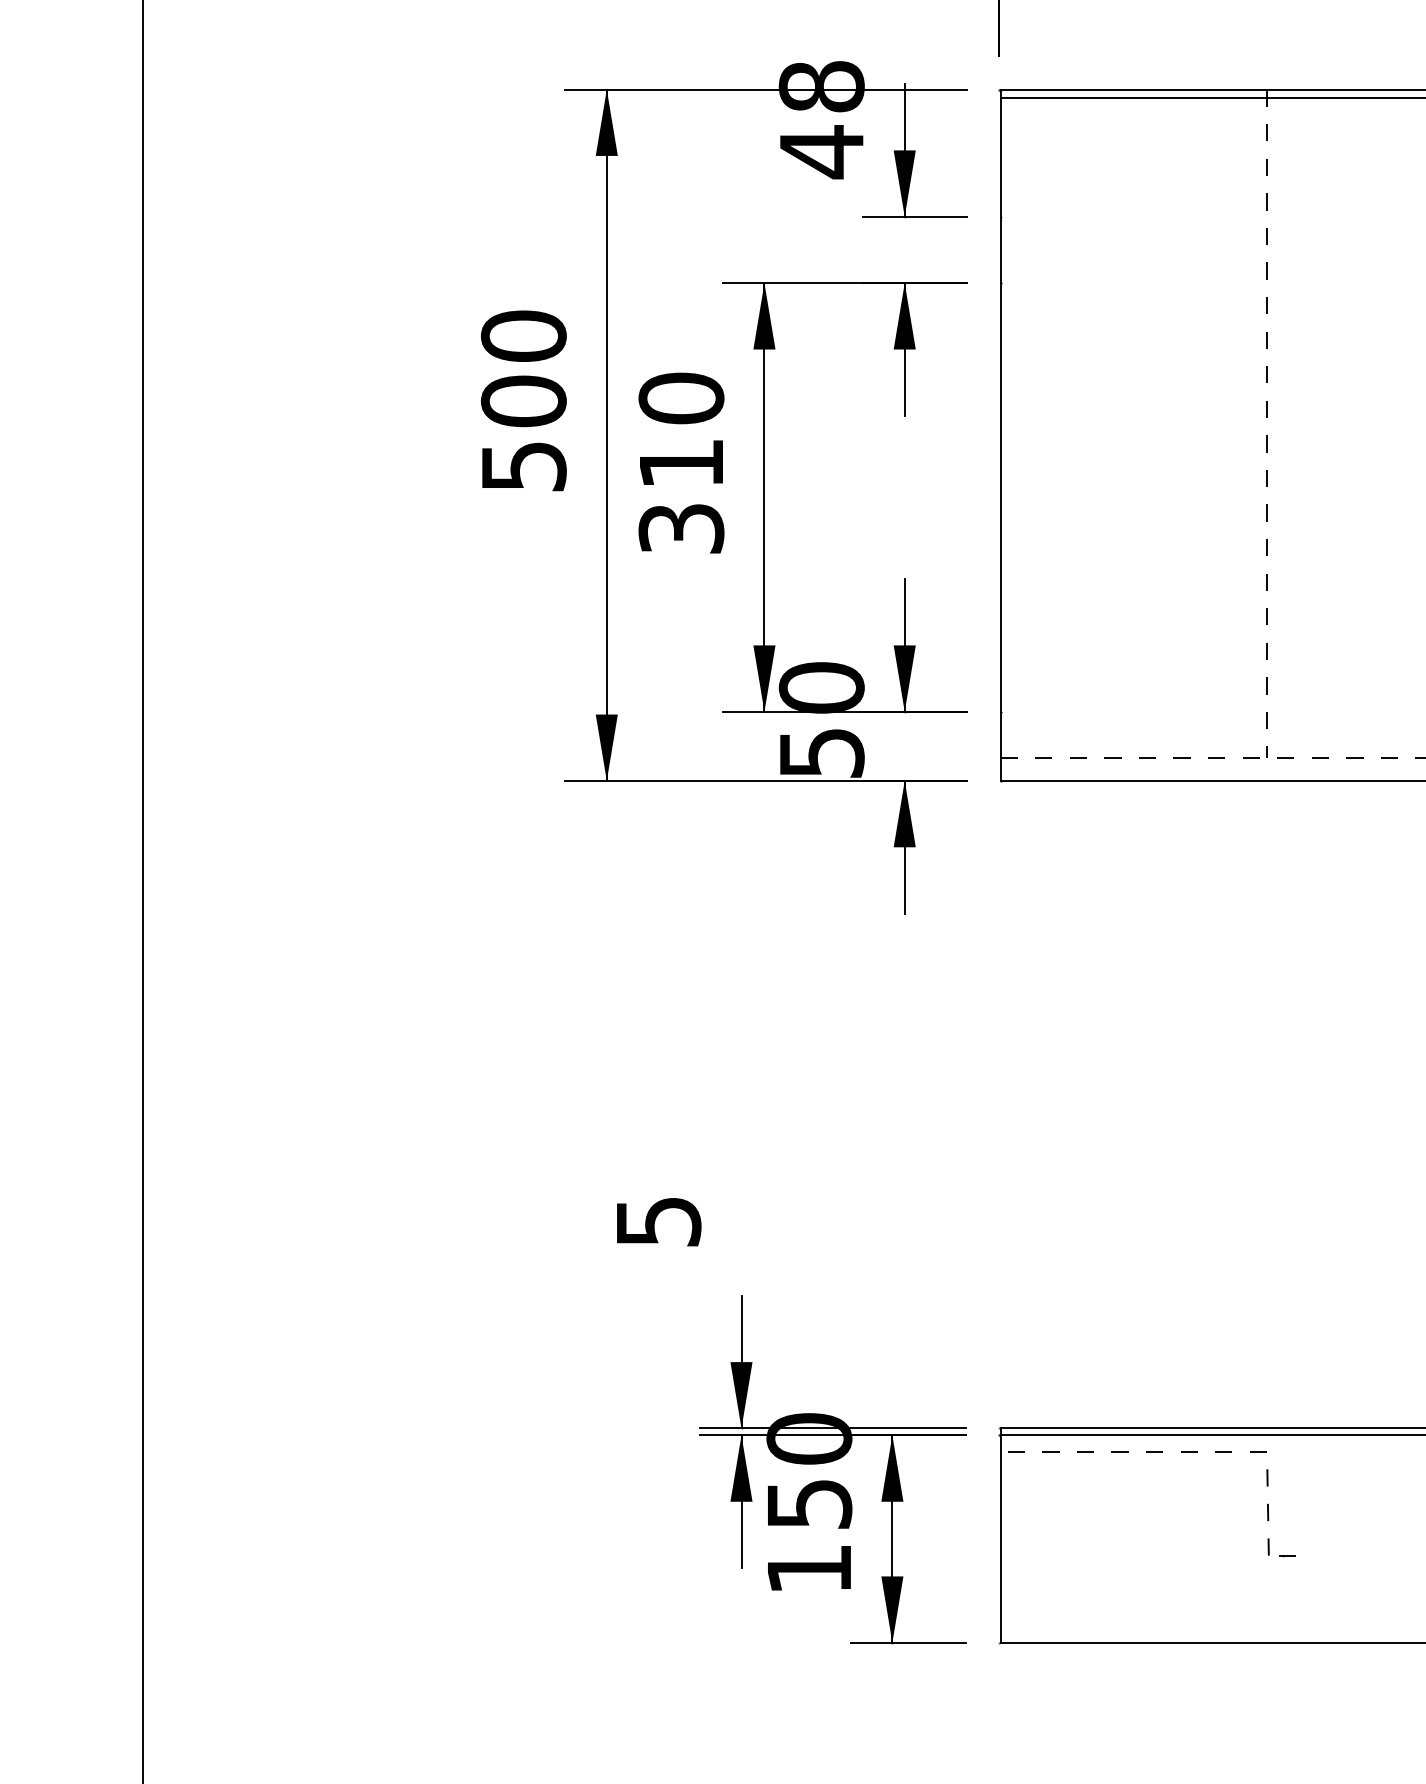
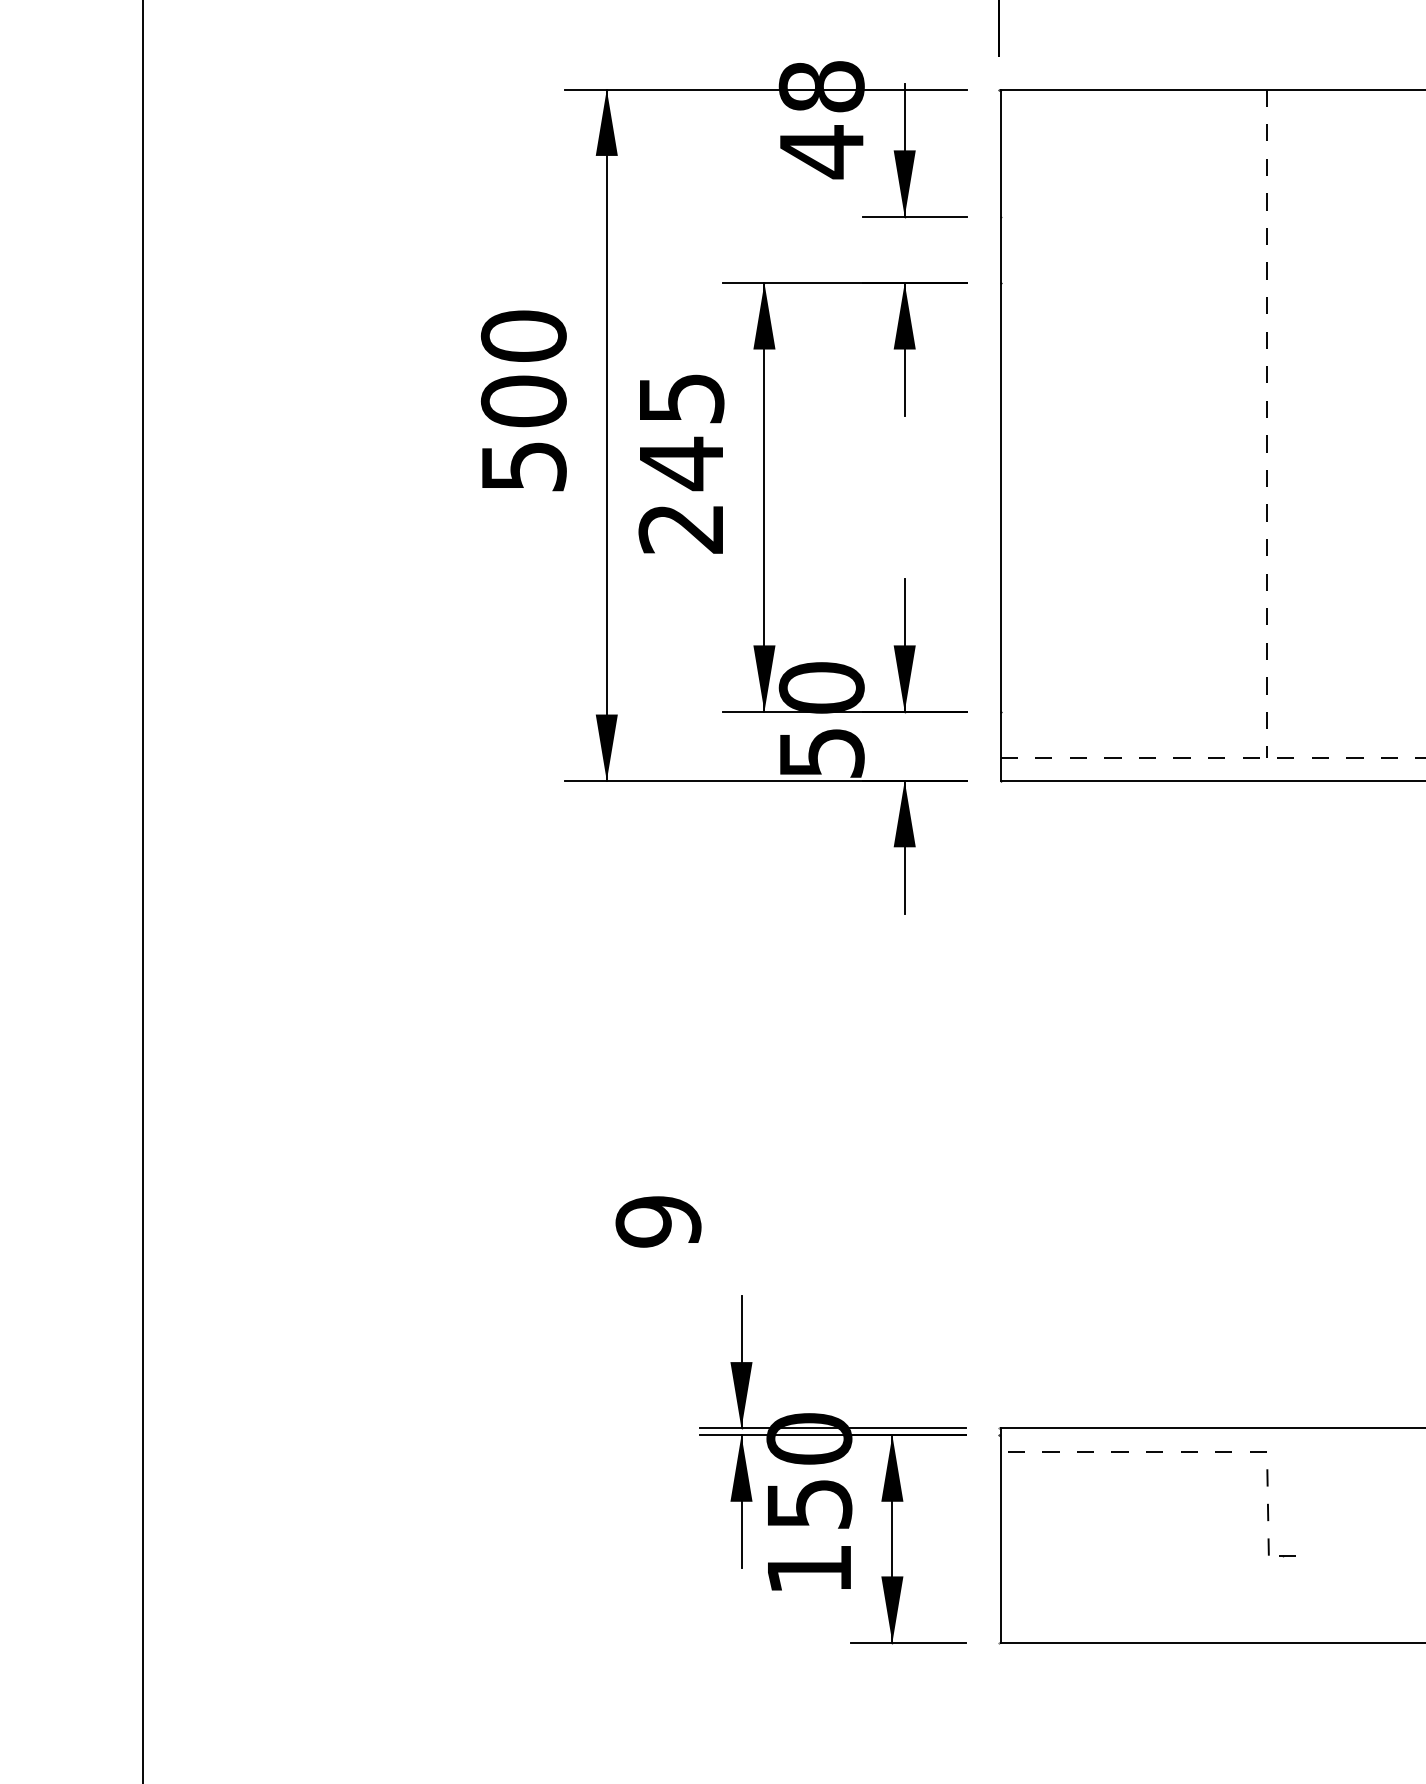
line: present -> none (1211, 97)
text: 310 -> 245 (681, 462)
text: 5 -> 9 (658, 1221)
line: present -> none (1211, 1435)
